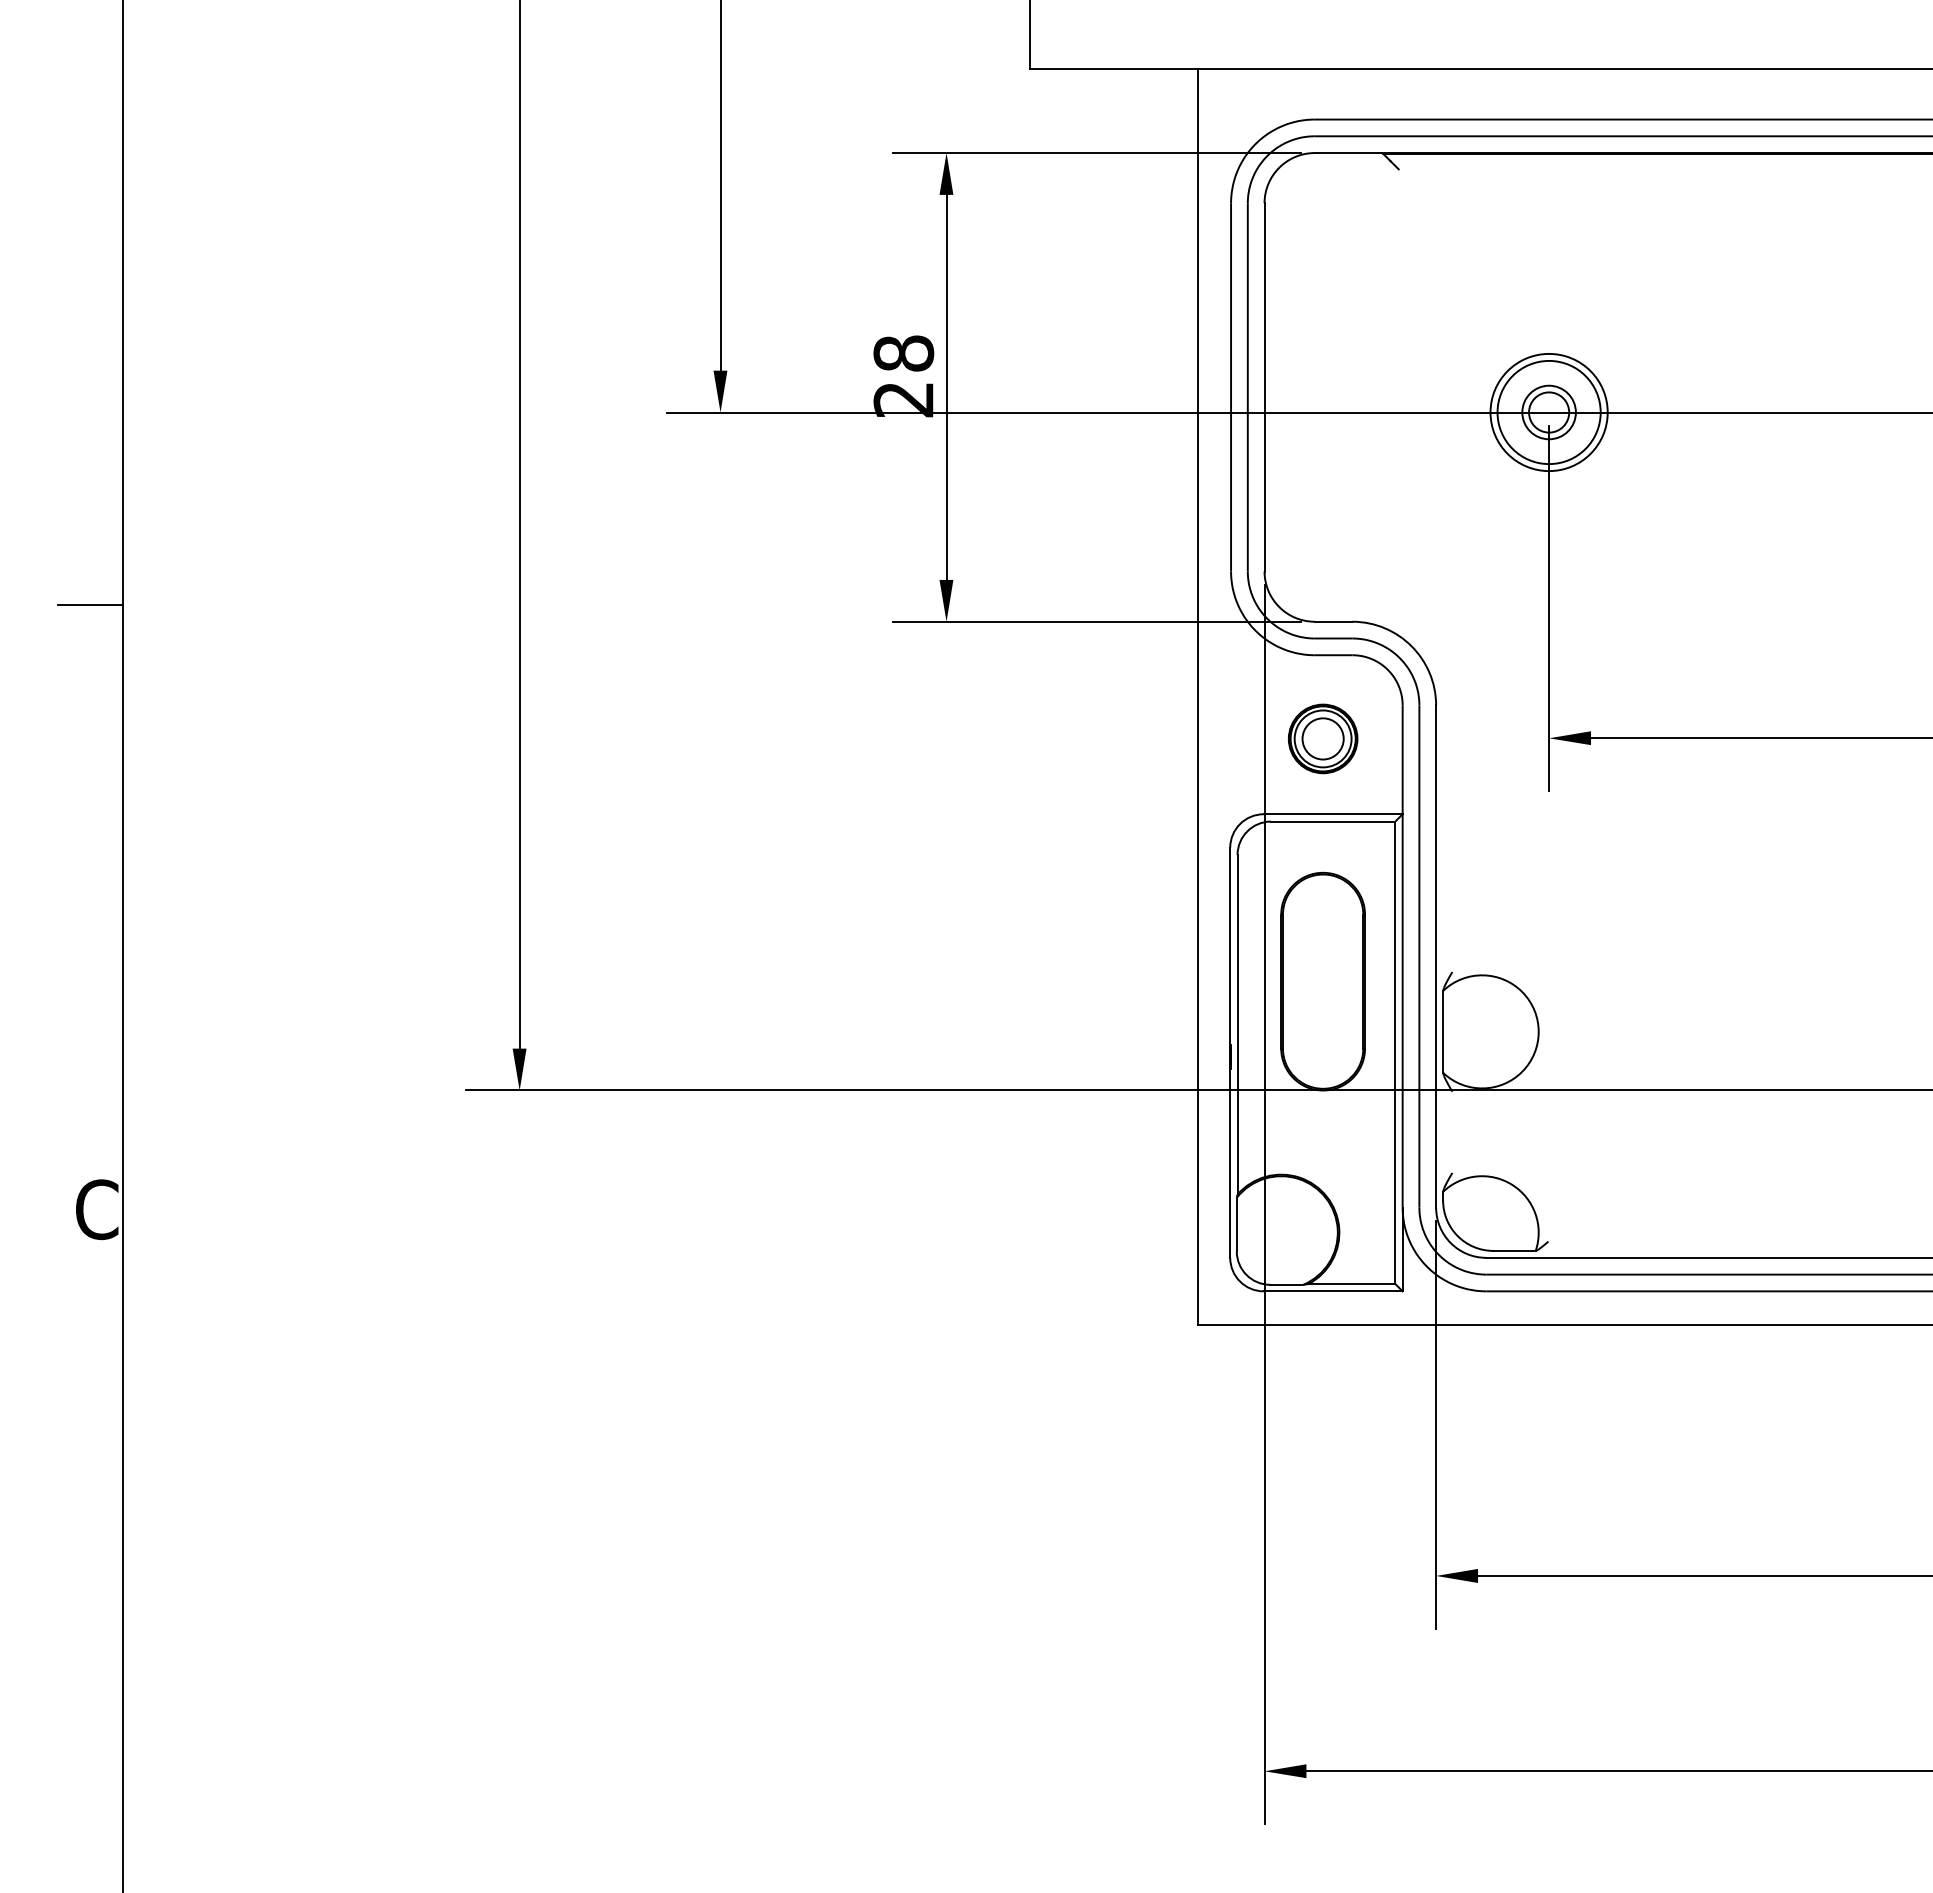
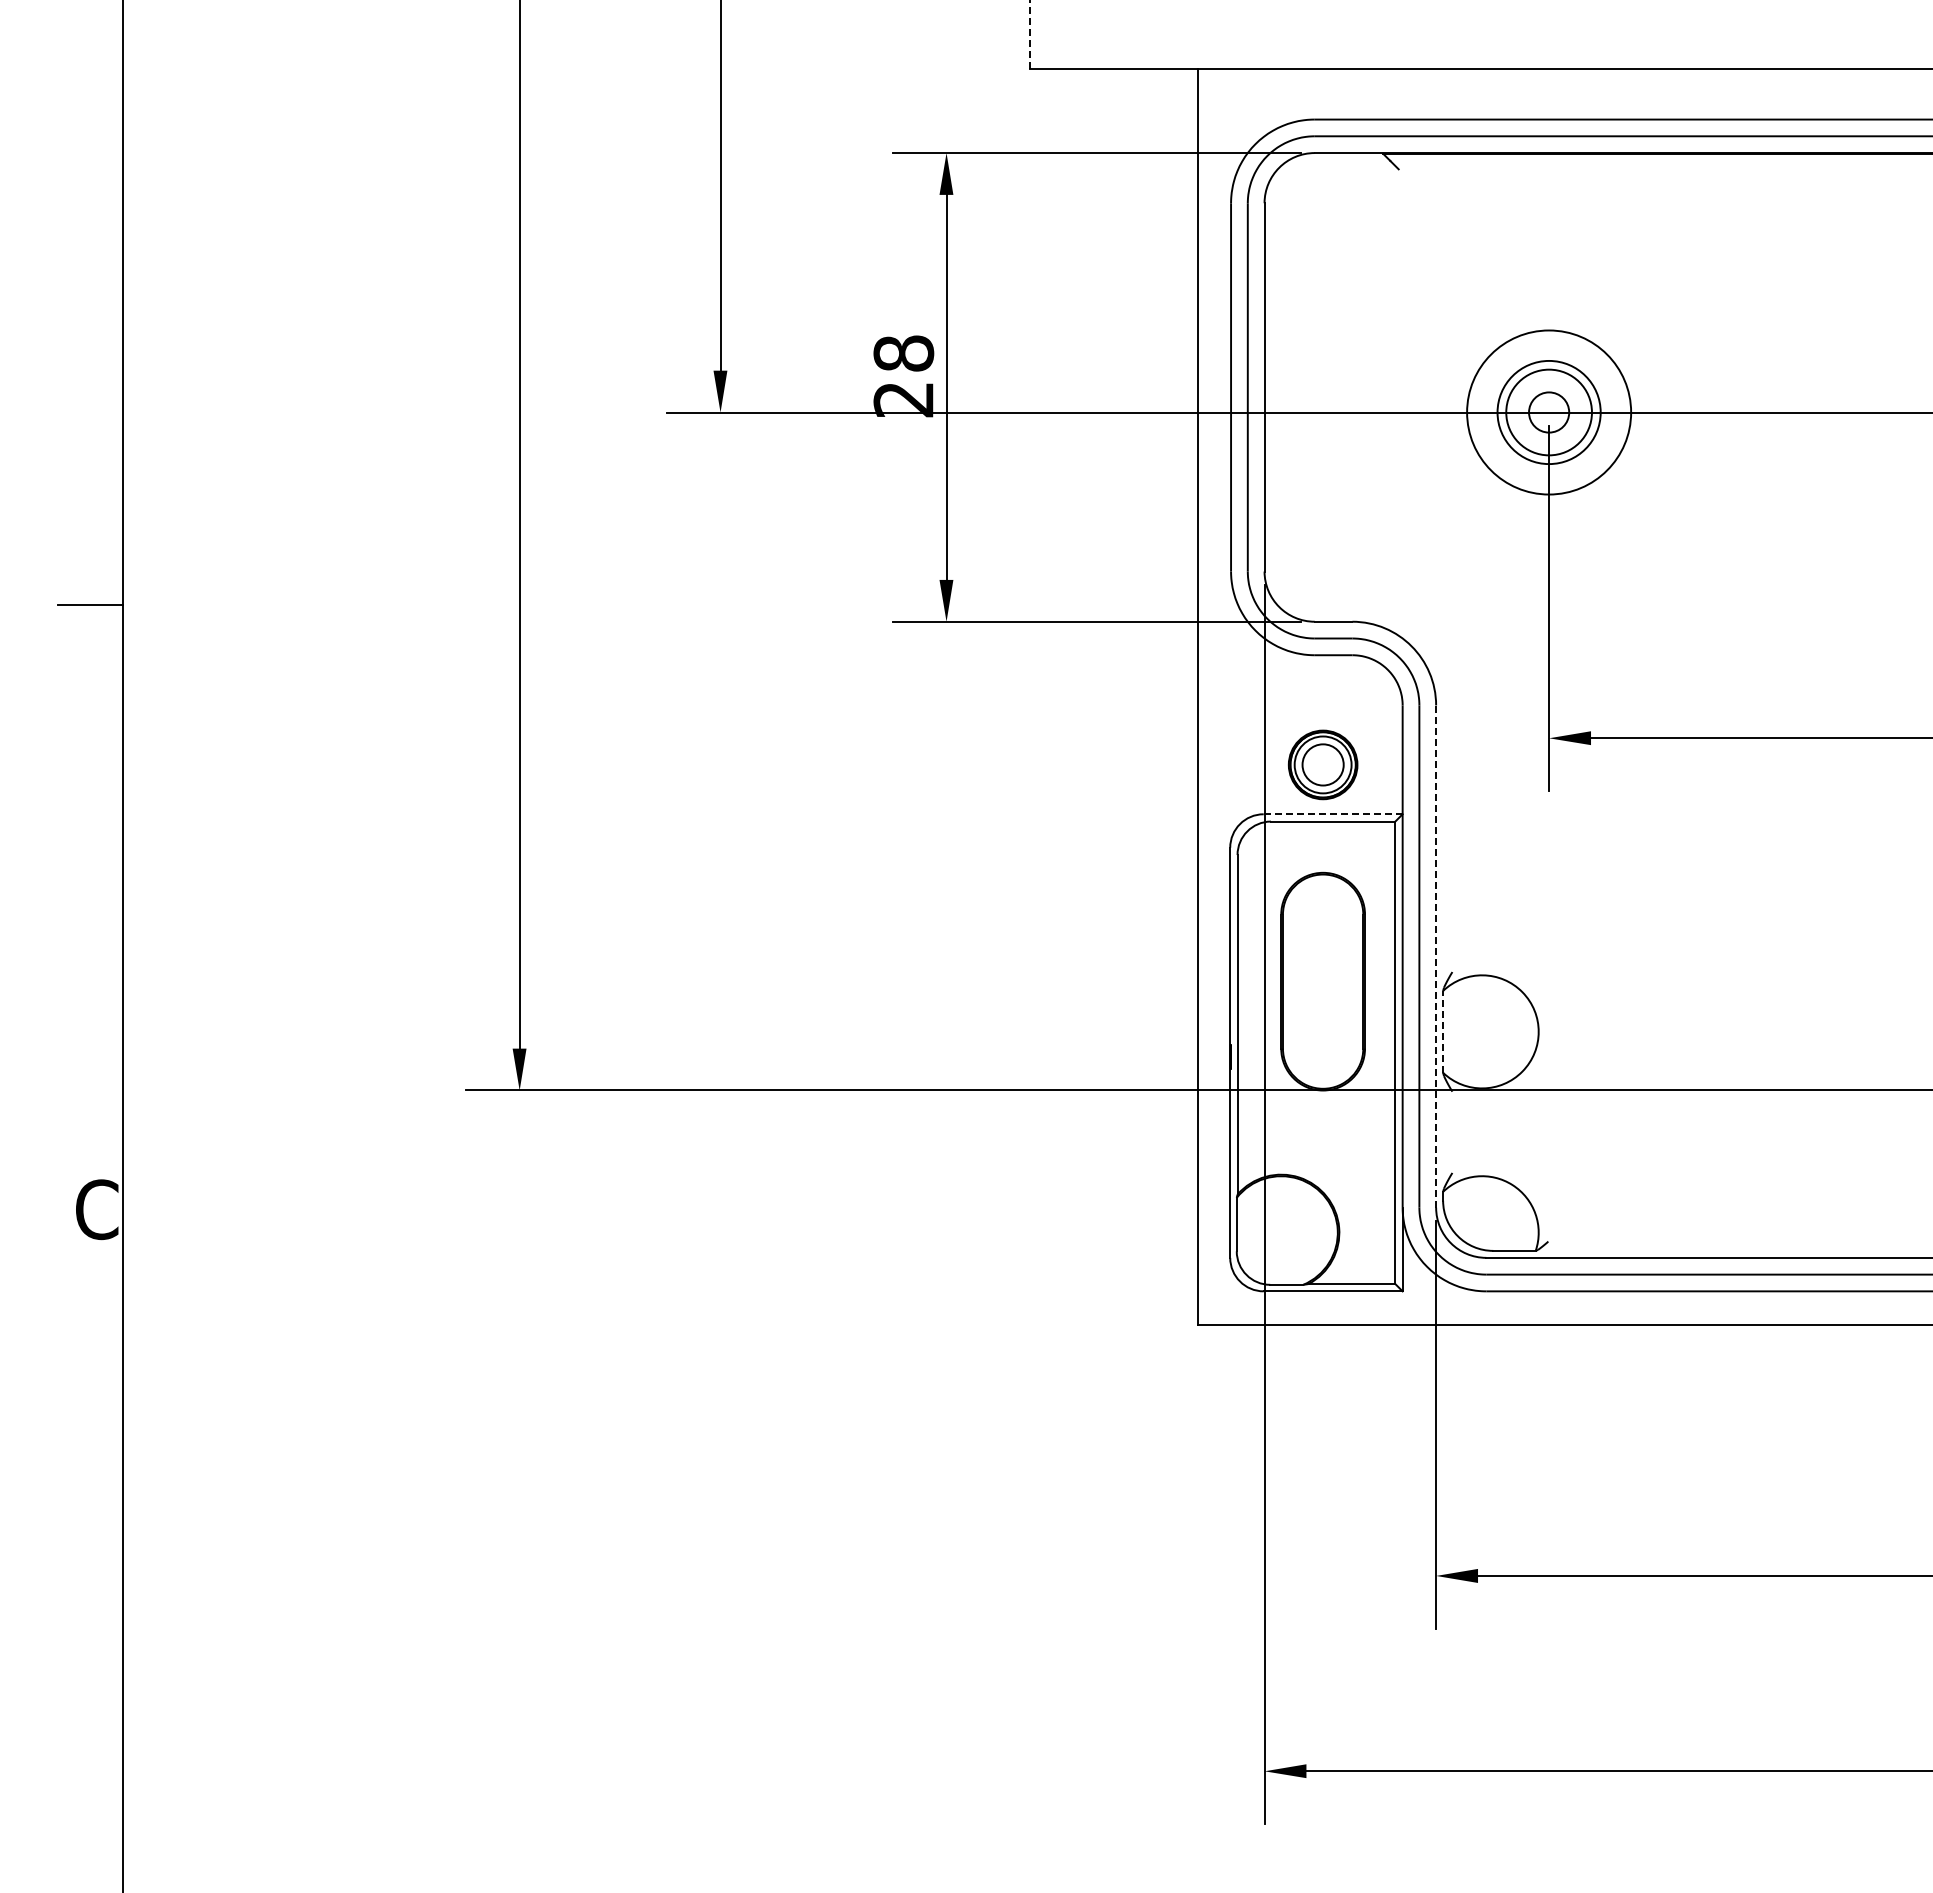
line: solid -> dashed (1030, 34)
circle diameter: 117 px -> 164 px (1549, 412)
circle diameter: 54 px -> 86 px (1548, 412)
part position: (1322, 738) -> (1322, 764) (1322, 764)
line: solid -> dashed (1333, 814)
line: solid -> dashed (1436, 956)
line: solid -> dashed (1443, 1031)
